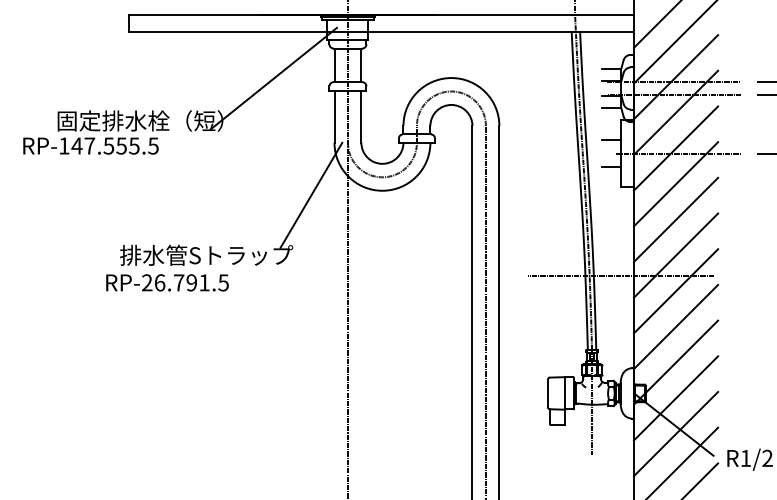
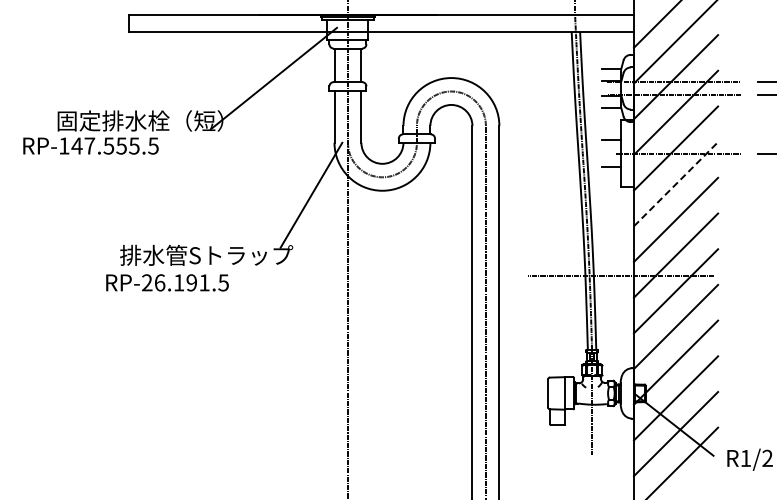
line: solid -> dashed (676, 183)
text: RP-26.791.5 -> RP-26.191.5 (179, 282)
line: present -> none (701, 479)
